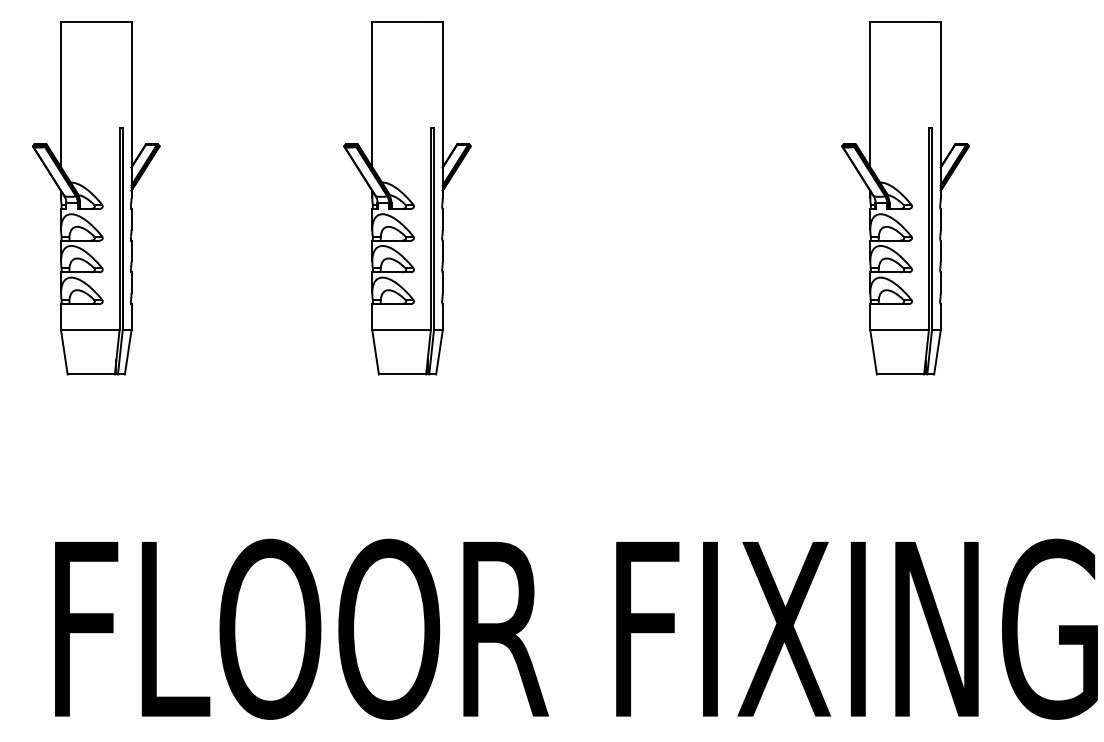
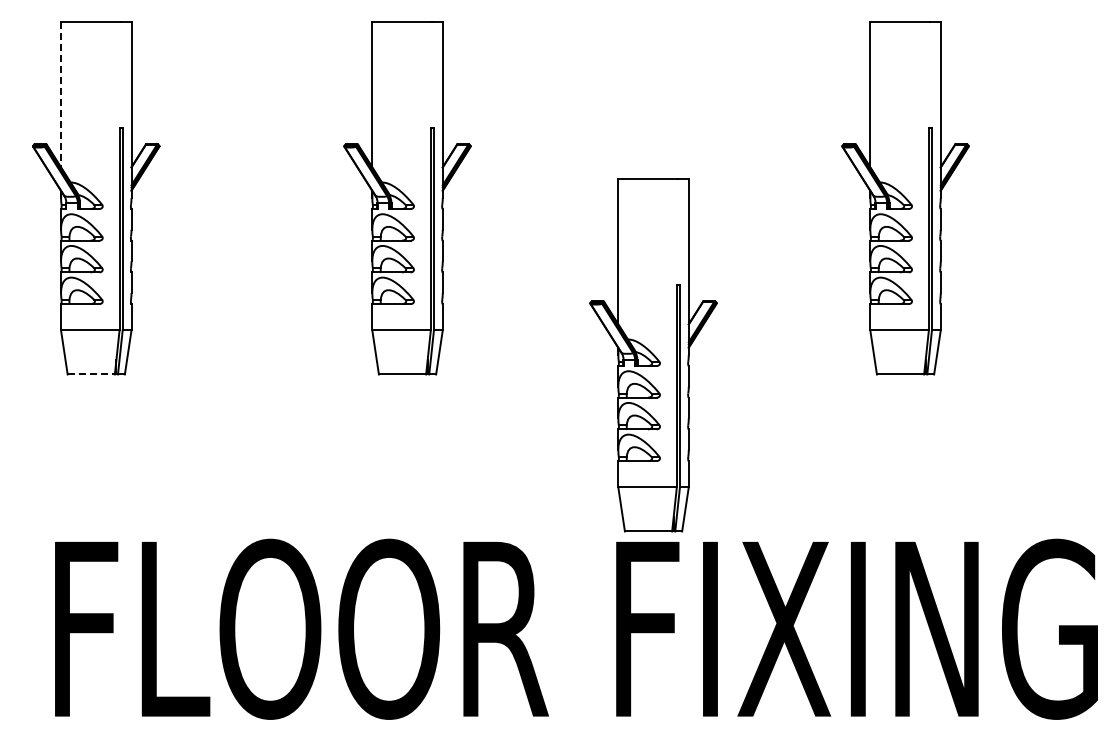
line: solid -> dashed (61, 95)
part: none -> present (653, 355)
line: solid -> dashed (91, 374)
